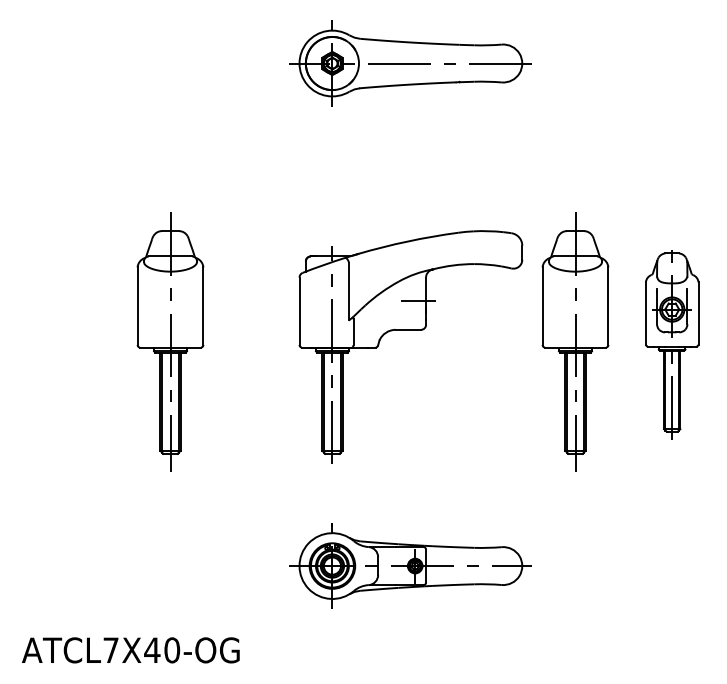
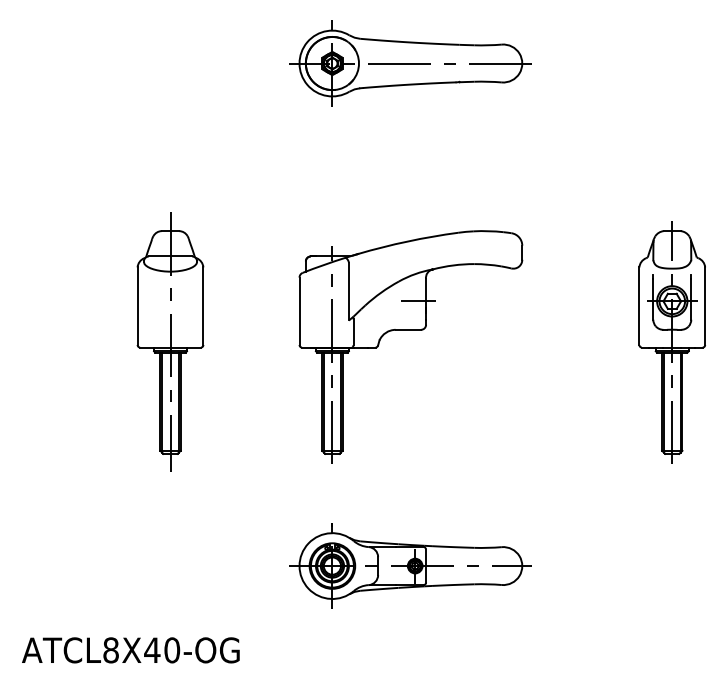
part: present -> none (575, 341)
part size: 55x190 px -> 68x243 px (671, 342)
text: ATCL7X40-OG -> ATCL8X40-OG (110, 650)
